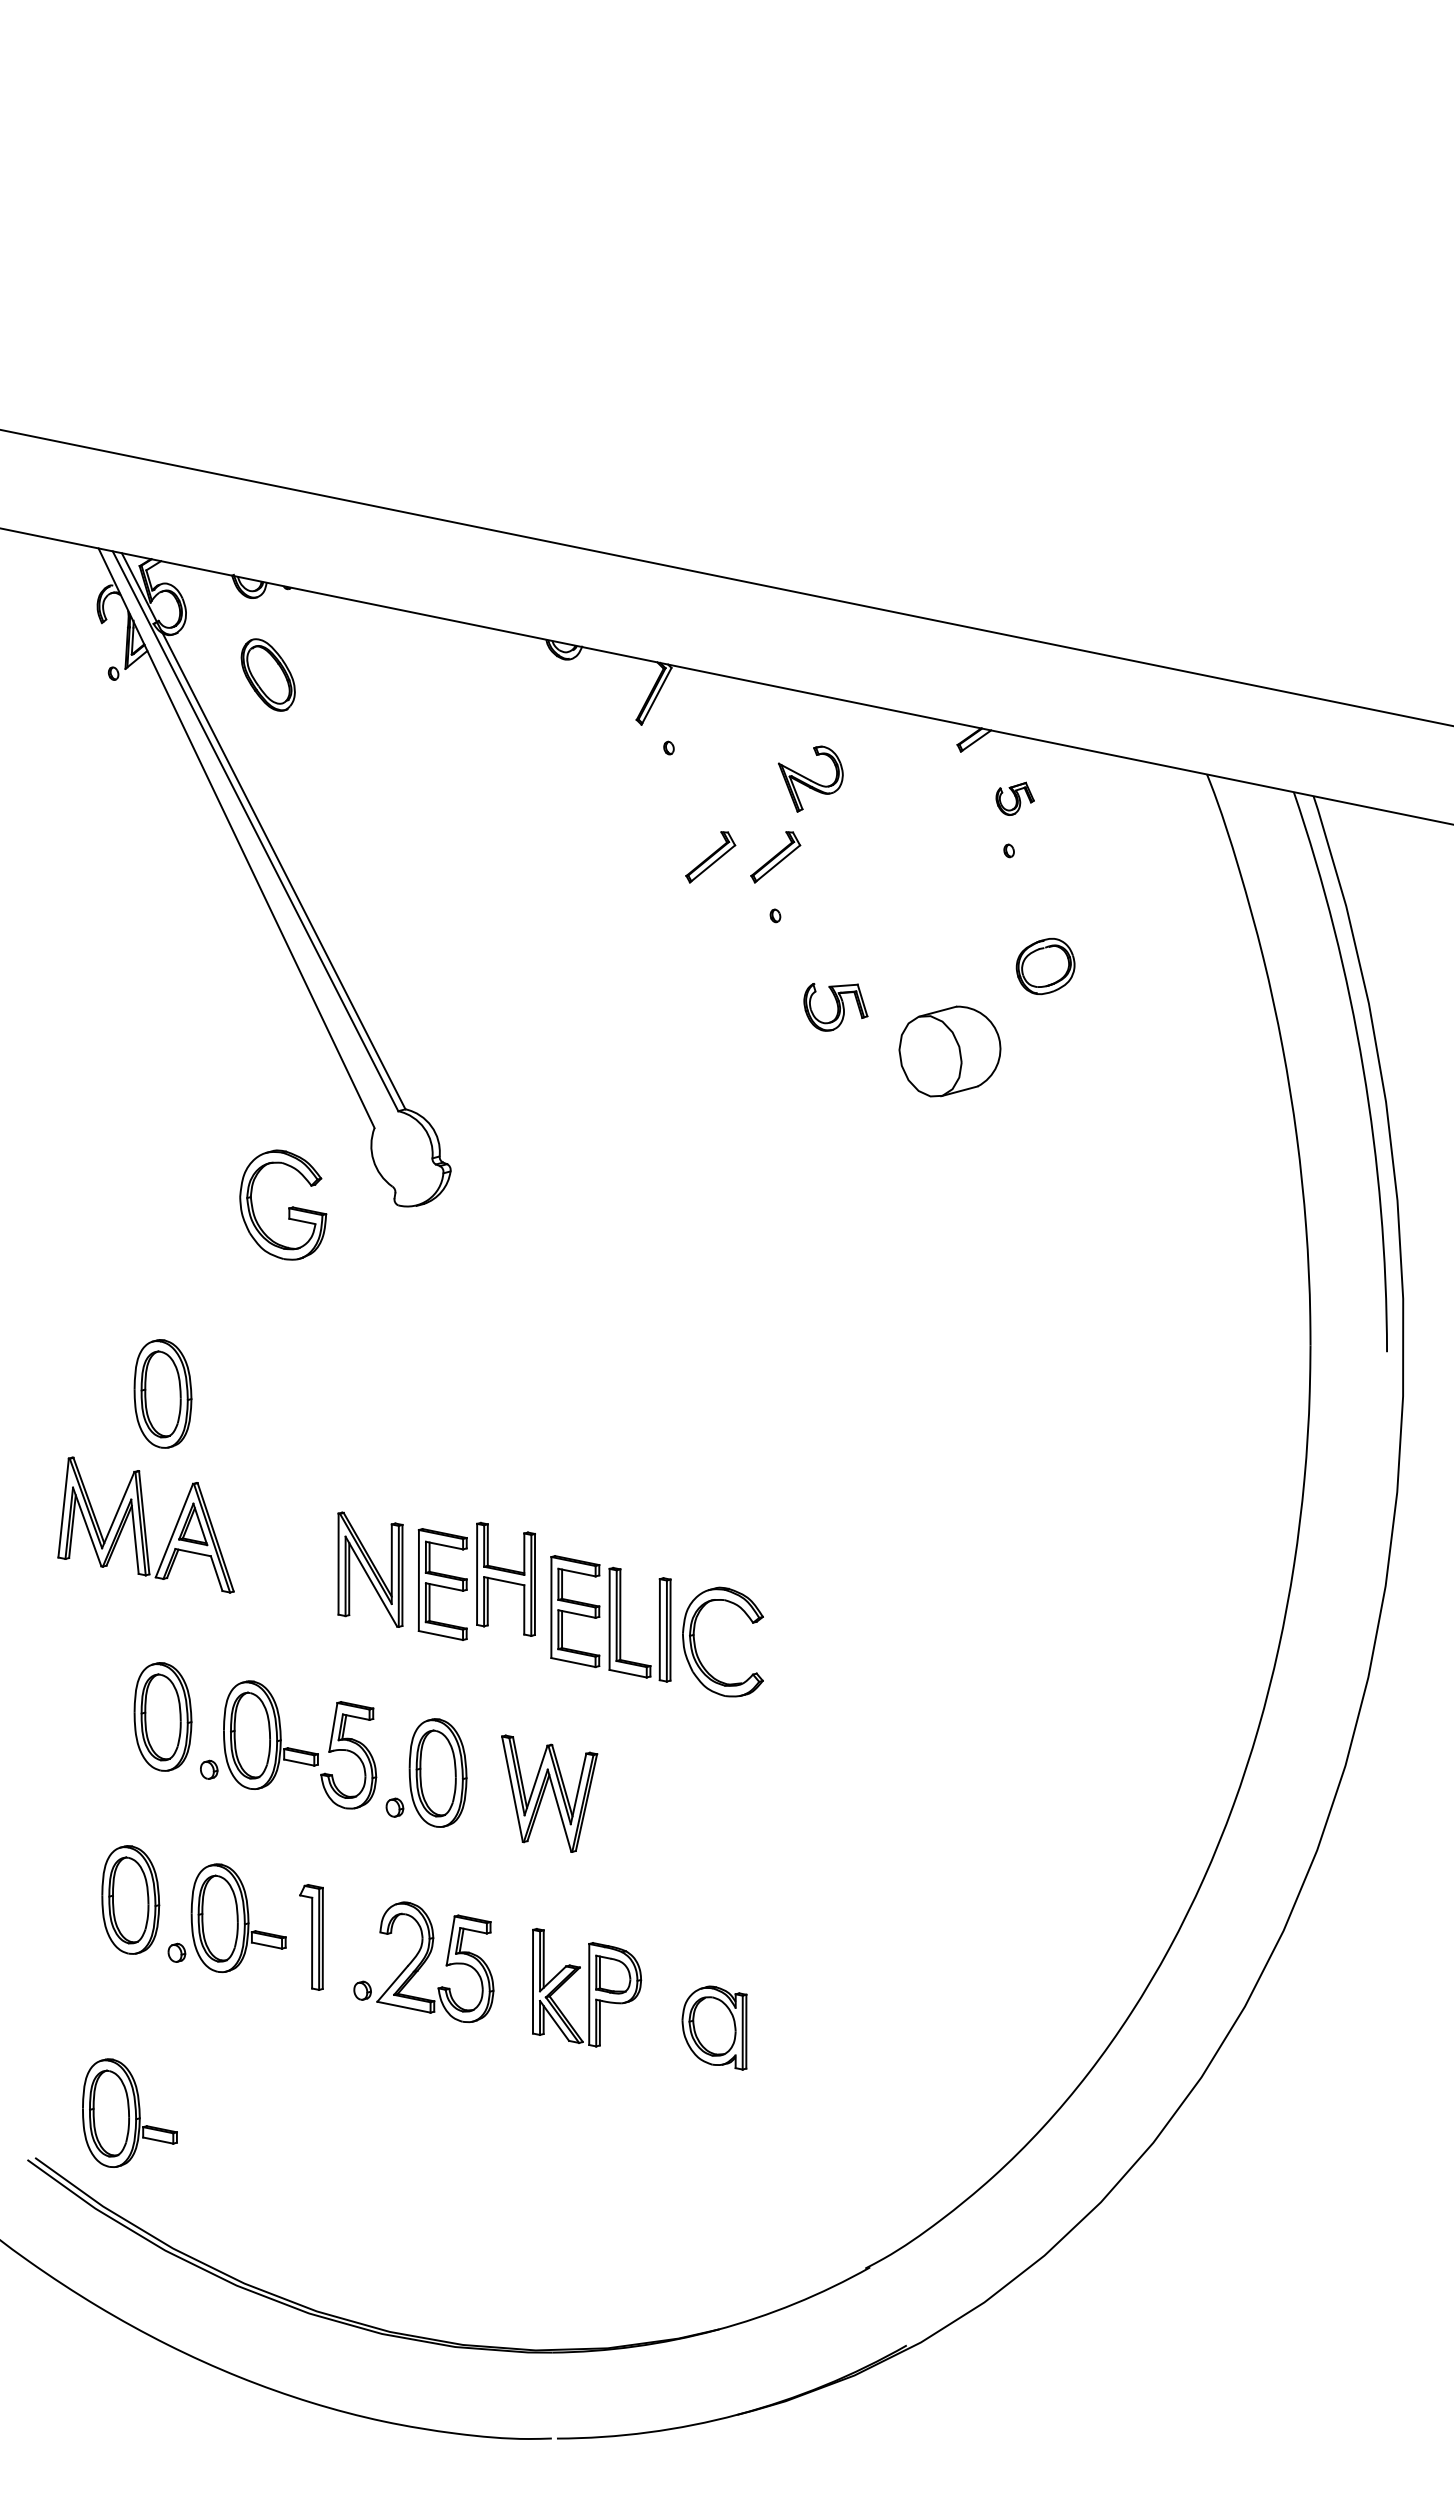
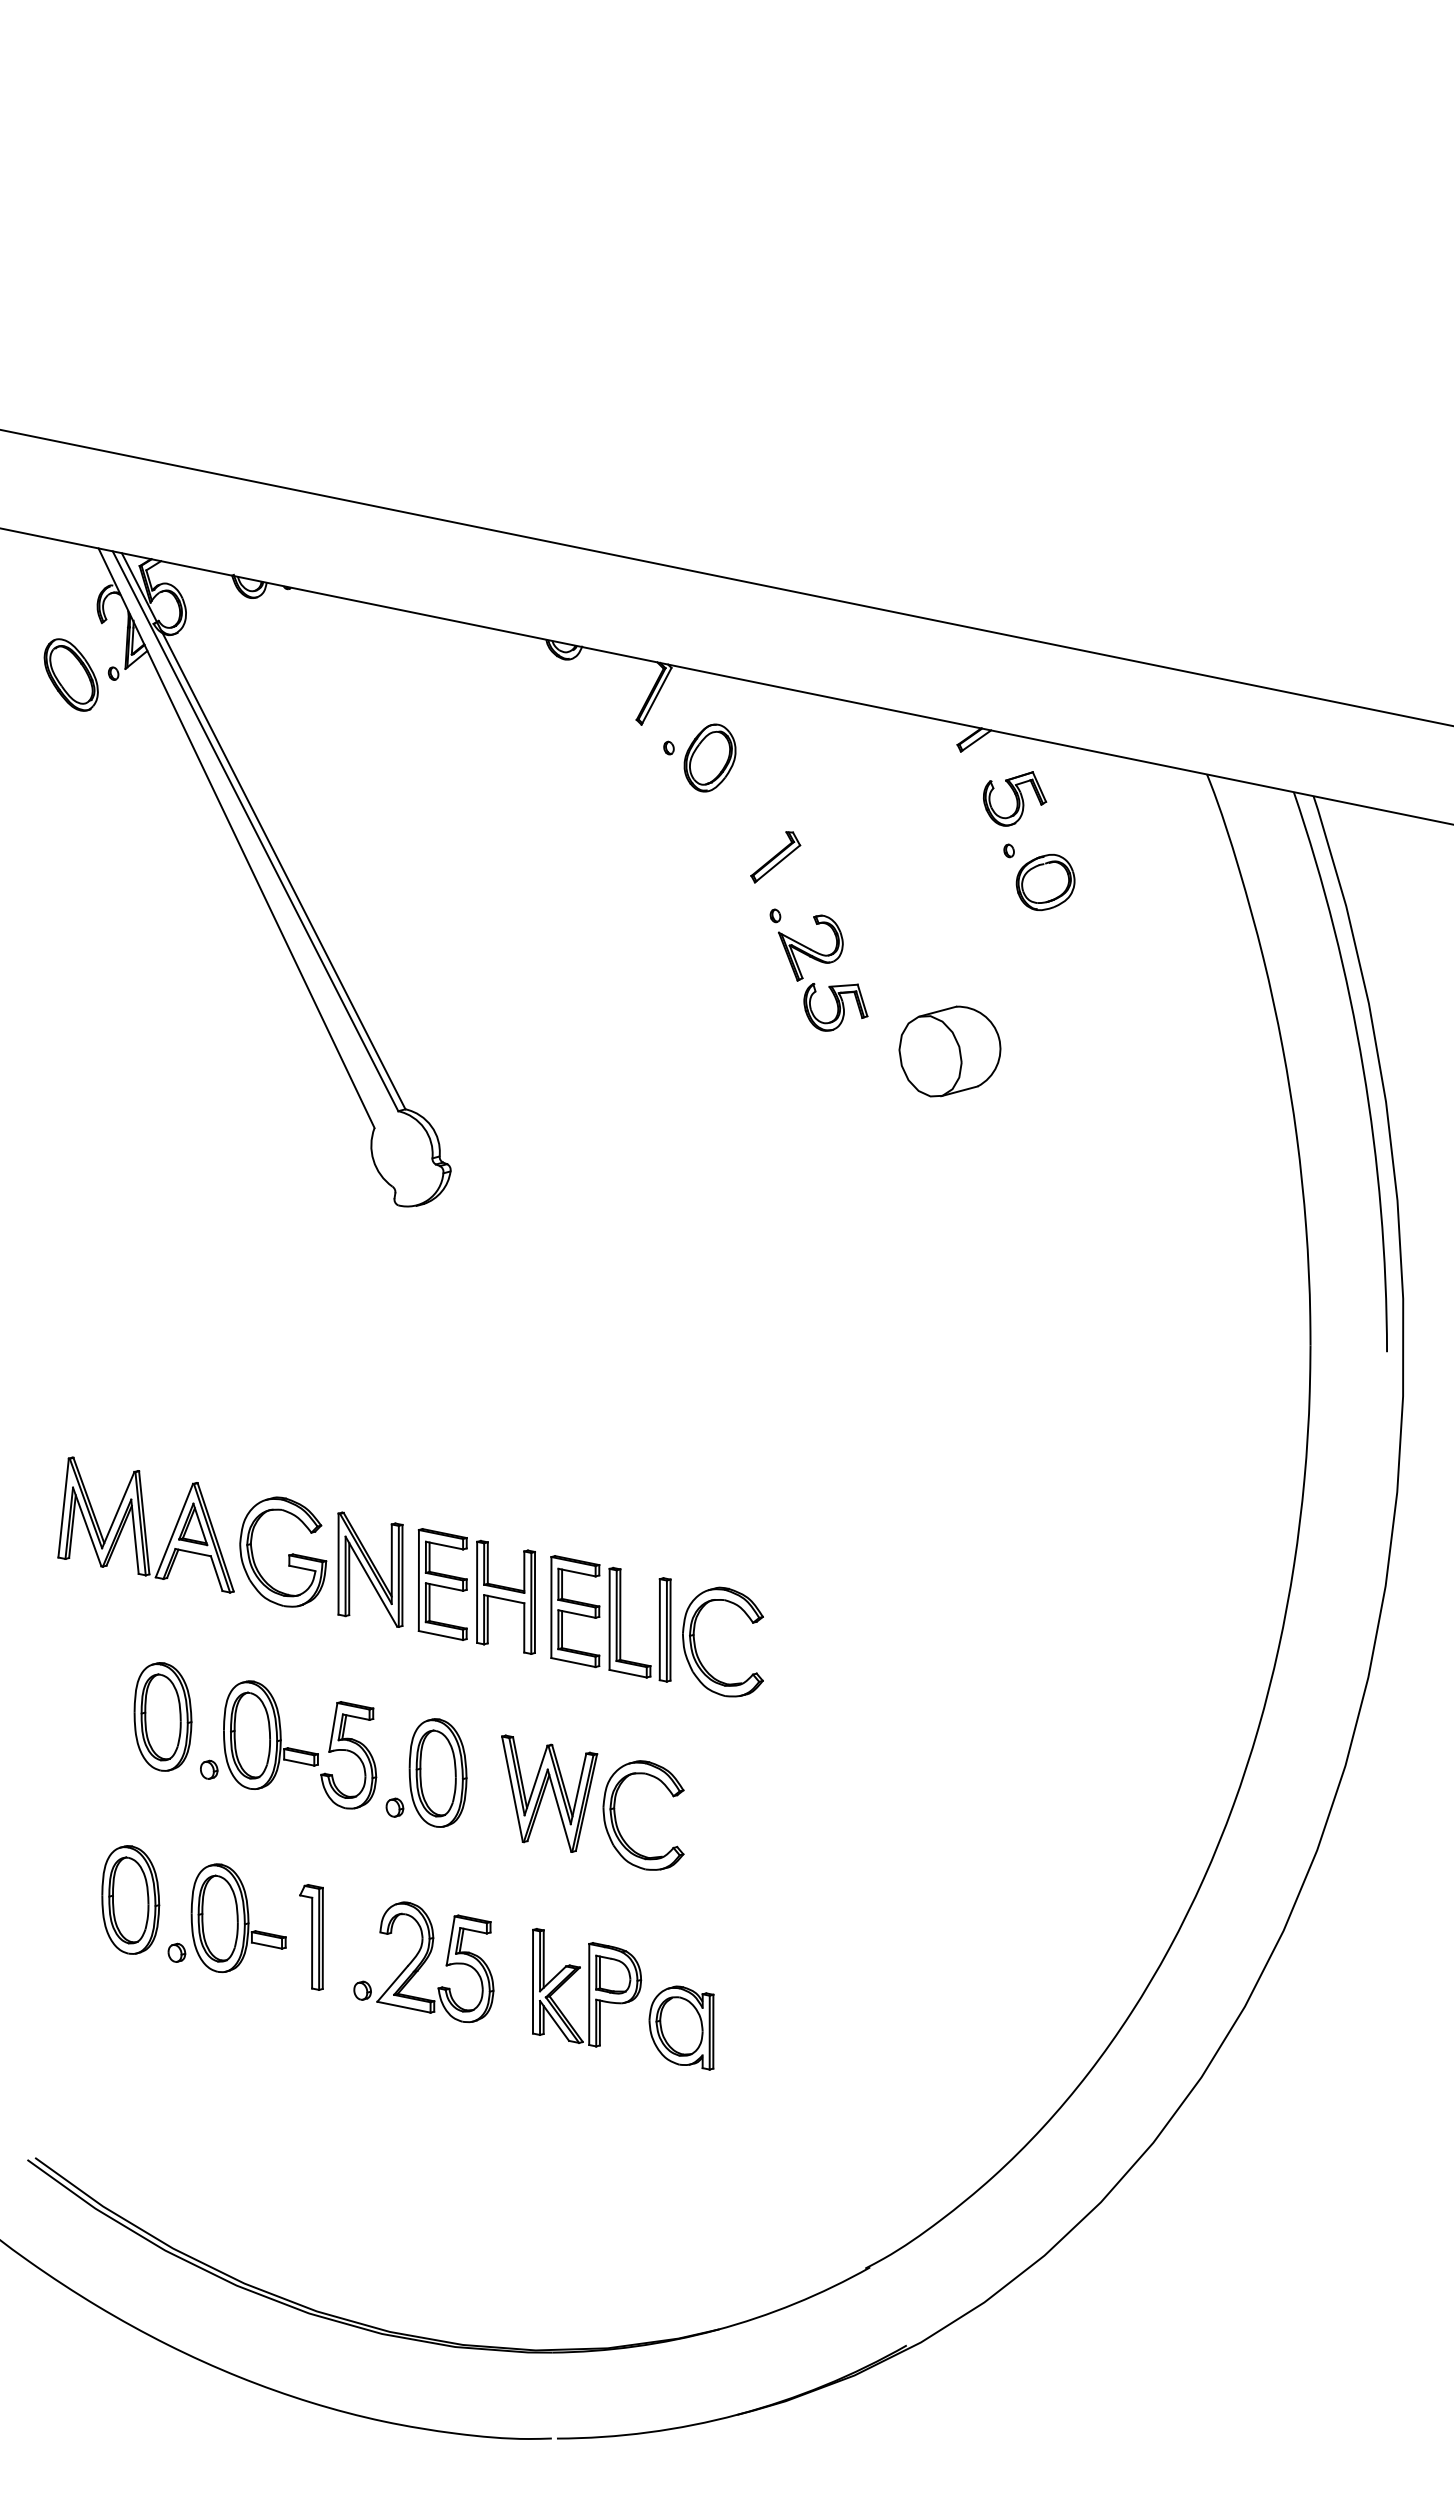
part position: (267, 674) -> (70, 674) (70, 674)
part: none -> present (709, 757)
part position: (810, 778) -> (810, 947) (810, 947)
part size: 40x35 px -> 65x56 px (1015, 798)
part: present -> none (710, 857)
part position: (1045, 966) -> (1045, 882) (1045, 882)
part position: (283, 1204) -> (283, 1551) (283, 1551)
part: present -> none (162, 1393)
part position: (505, 1578) -> (505, 1596) (505, 1596)
part: none -> present (616, 1817)
part position: (714, 2027) -> (681, 2027) (681, 2027)
part: present -> none (129, 2112)
